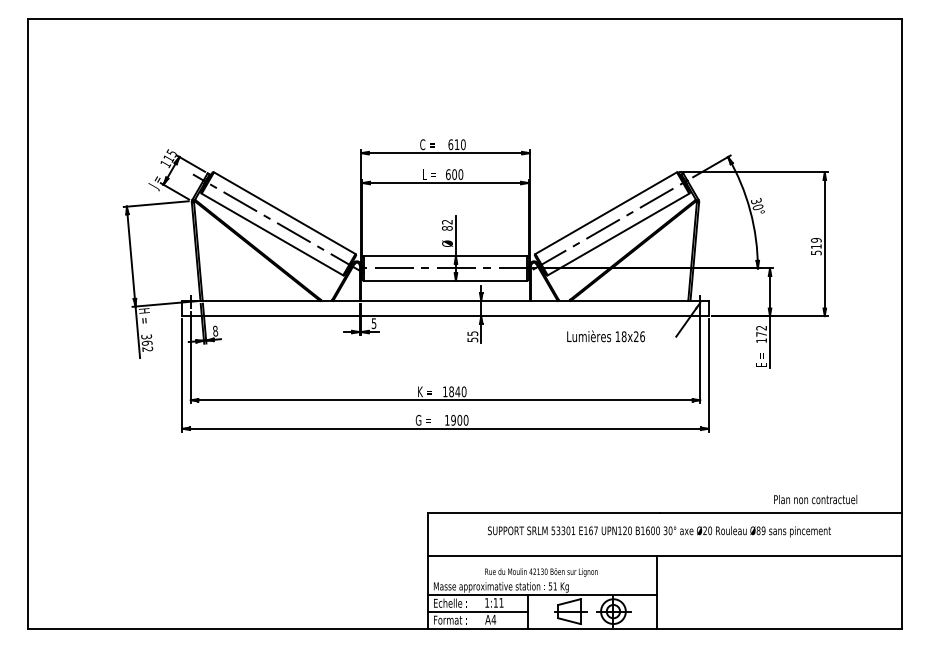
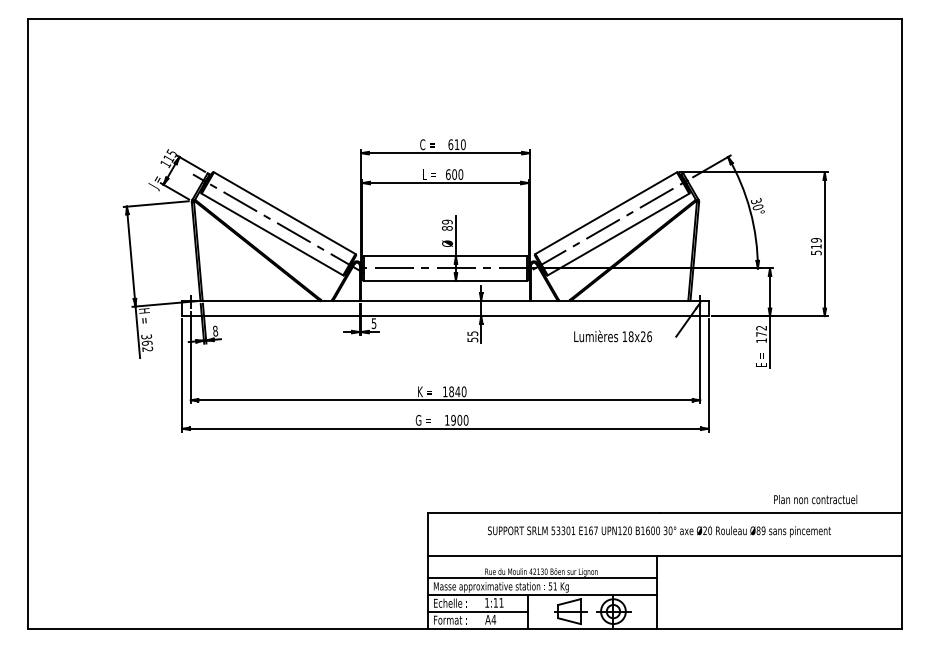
text: 82 -> 89 (447, 221)
text position: (605, 336) -> (612, 336) (612, 336)
line: none -> present (542, 578)
